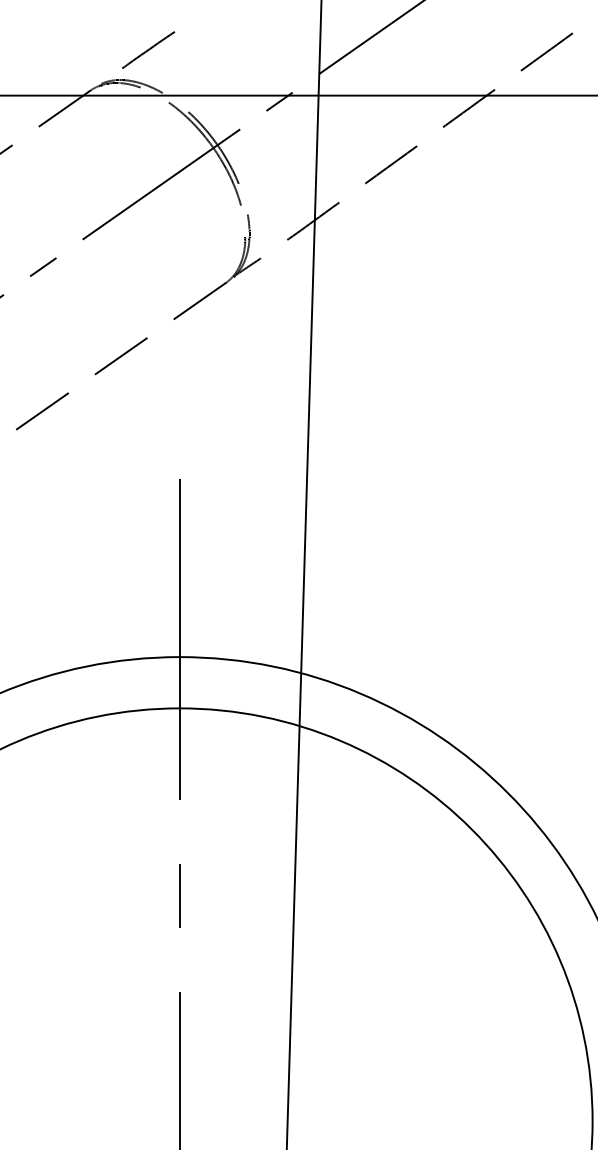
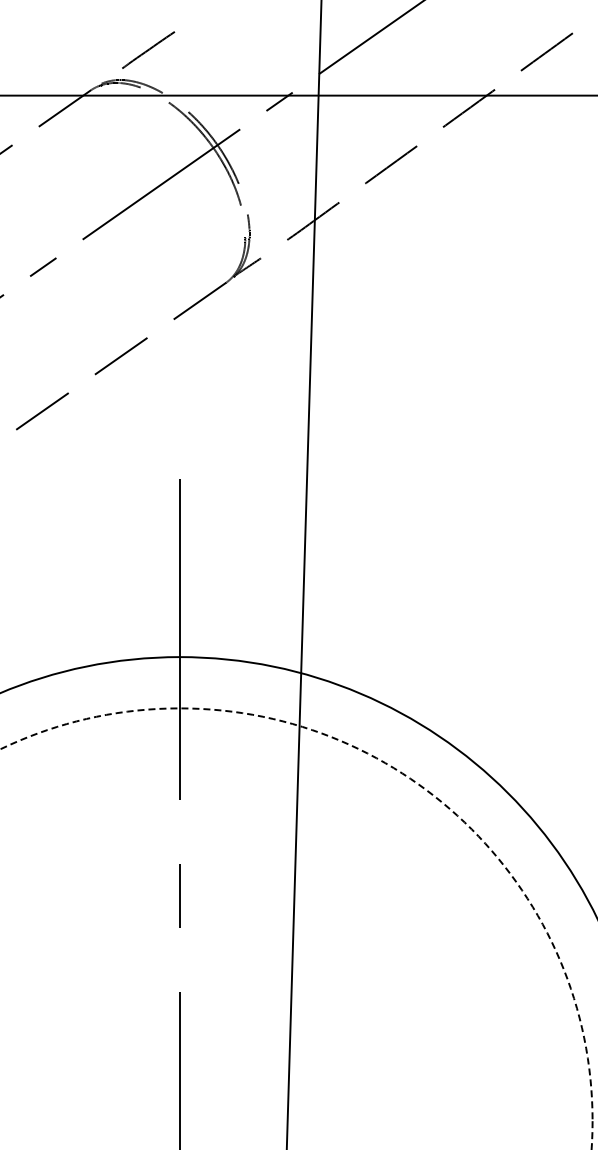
circle: solid -> dashed (296, 928)
